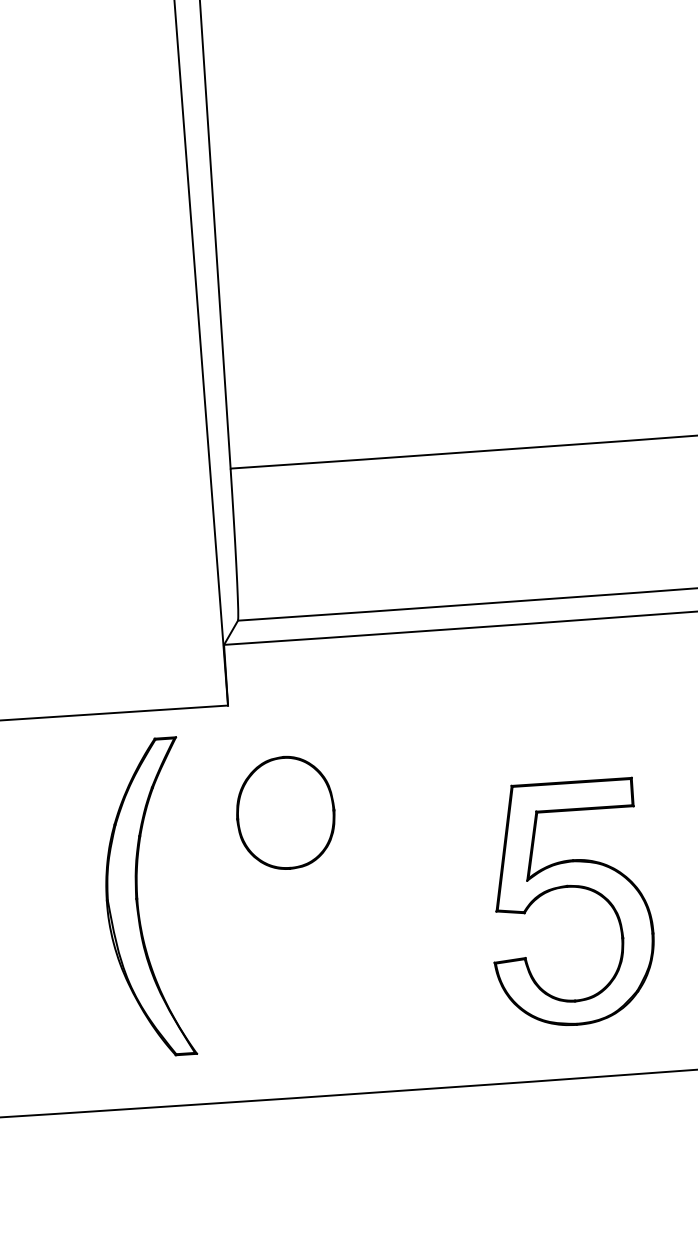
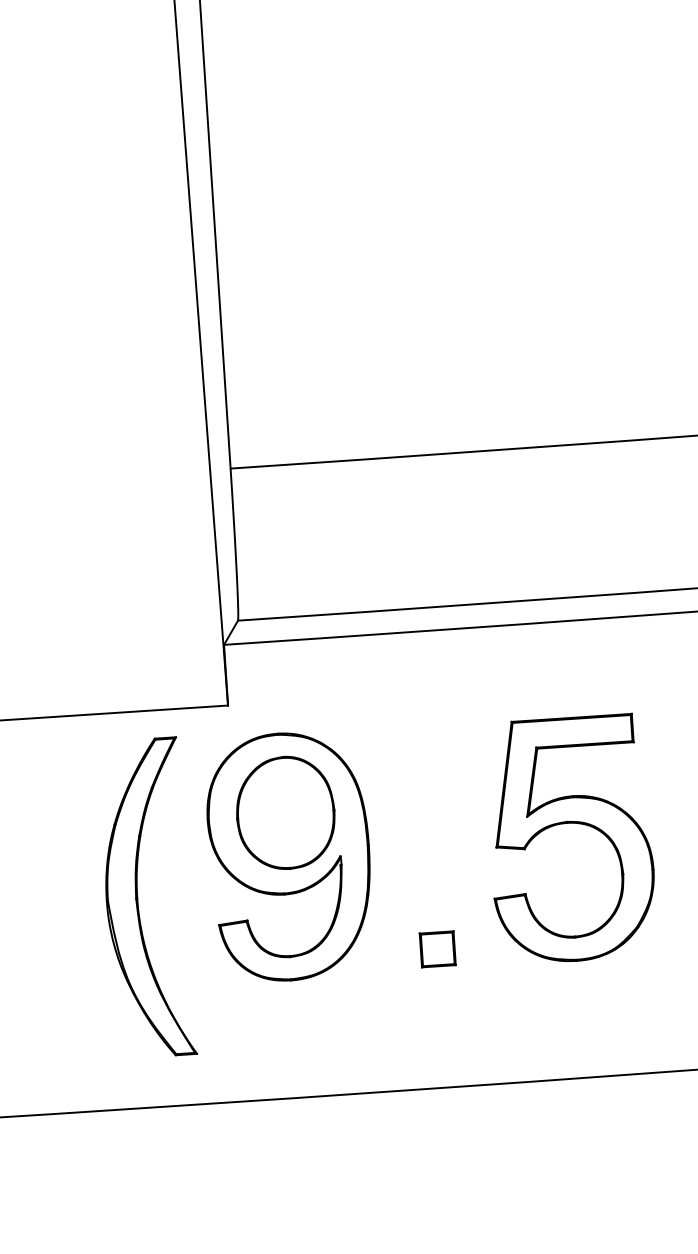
part: none -> present (288, 856)
part position: (573, 887) -> (573, 823) (573, 823)
part: none -> present (437, 949)
